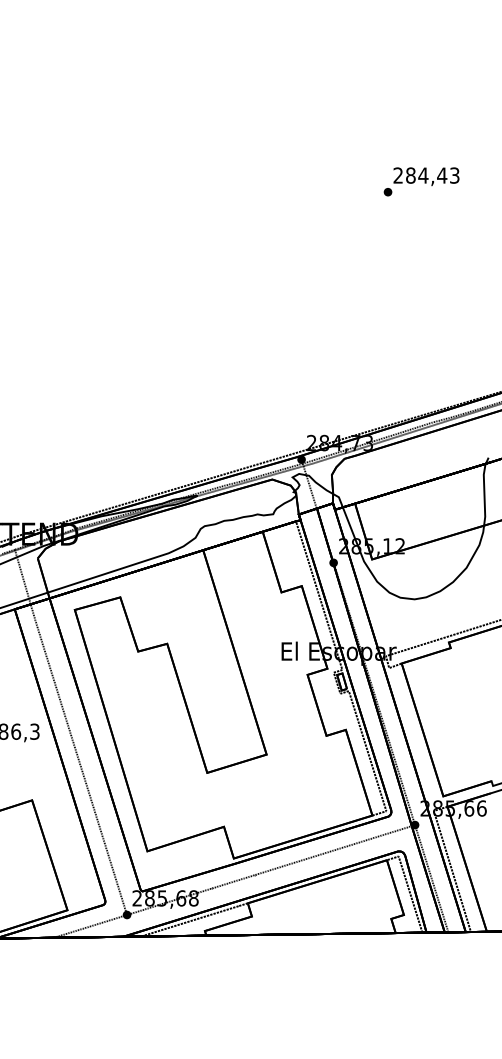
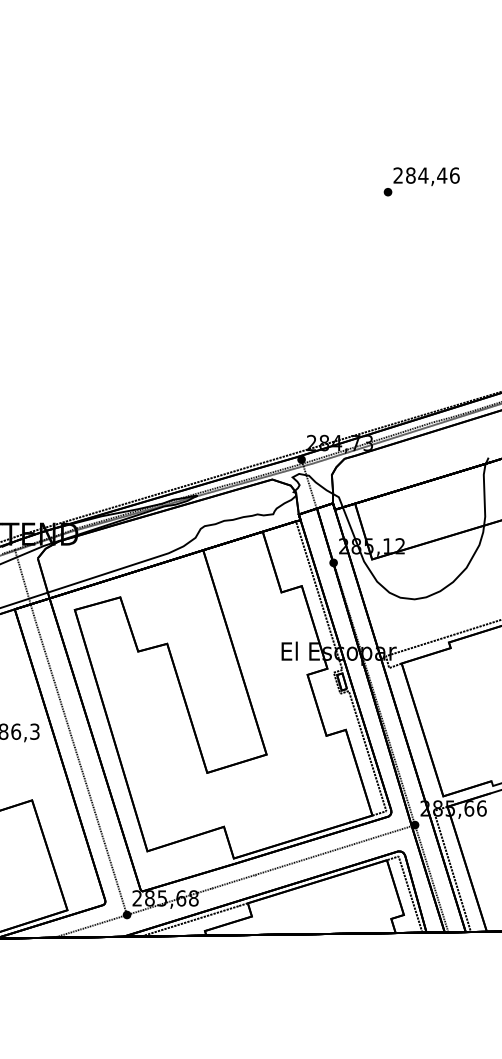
text: 284,43 -> 284,46 (454, 175)
